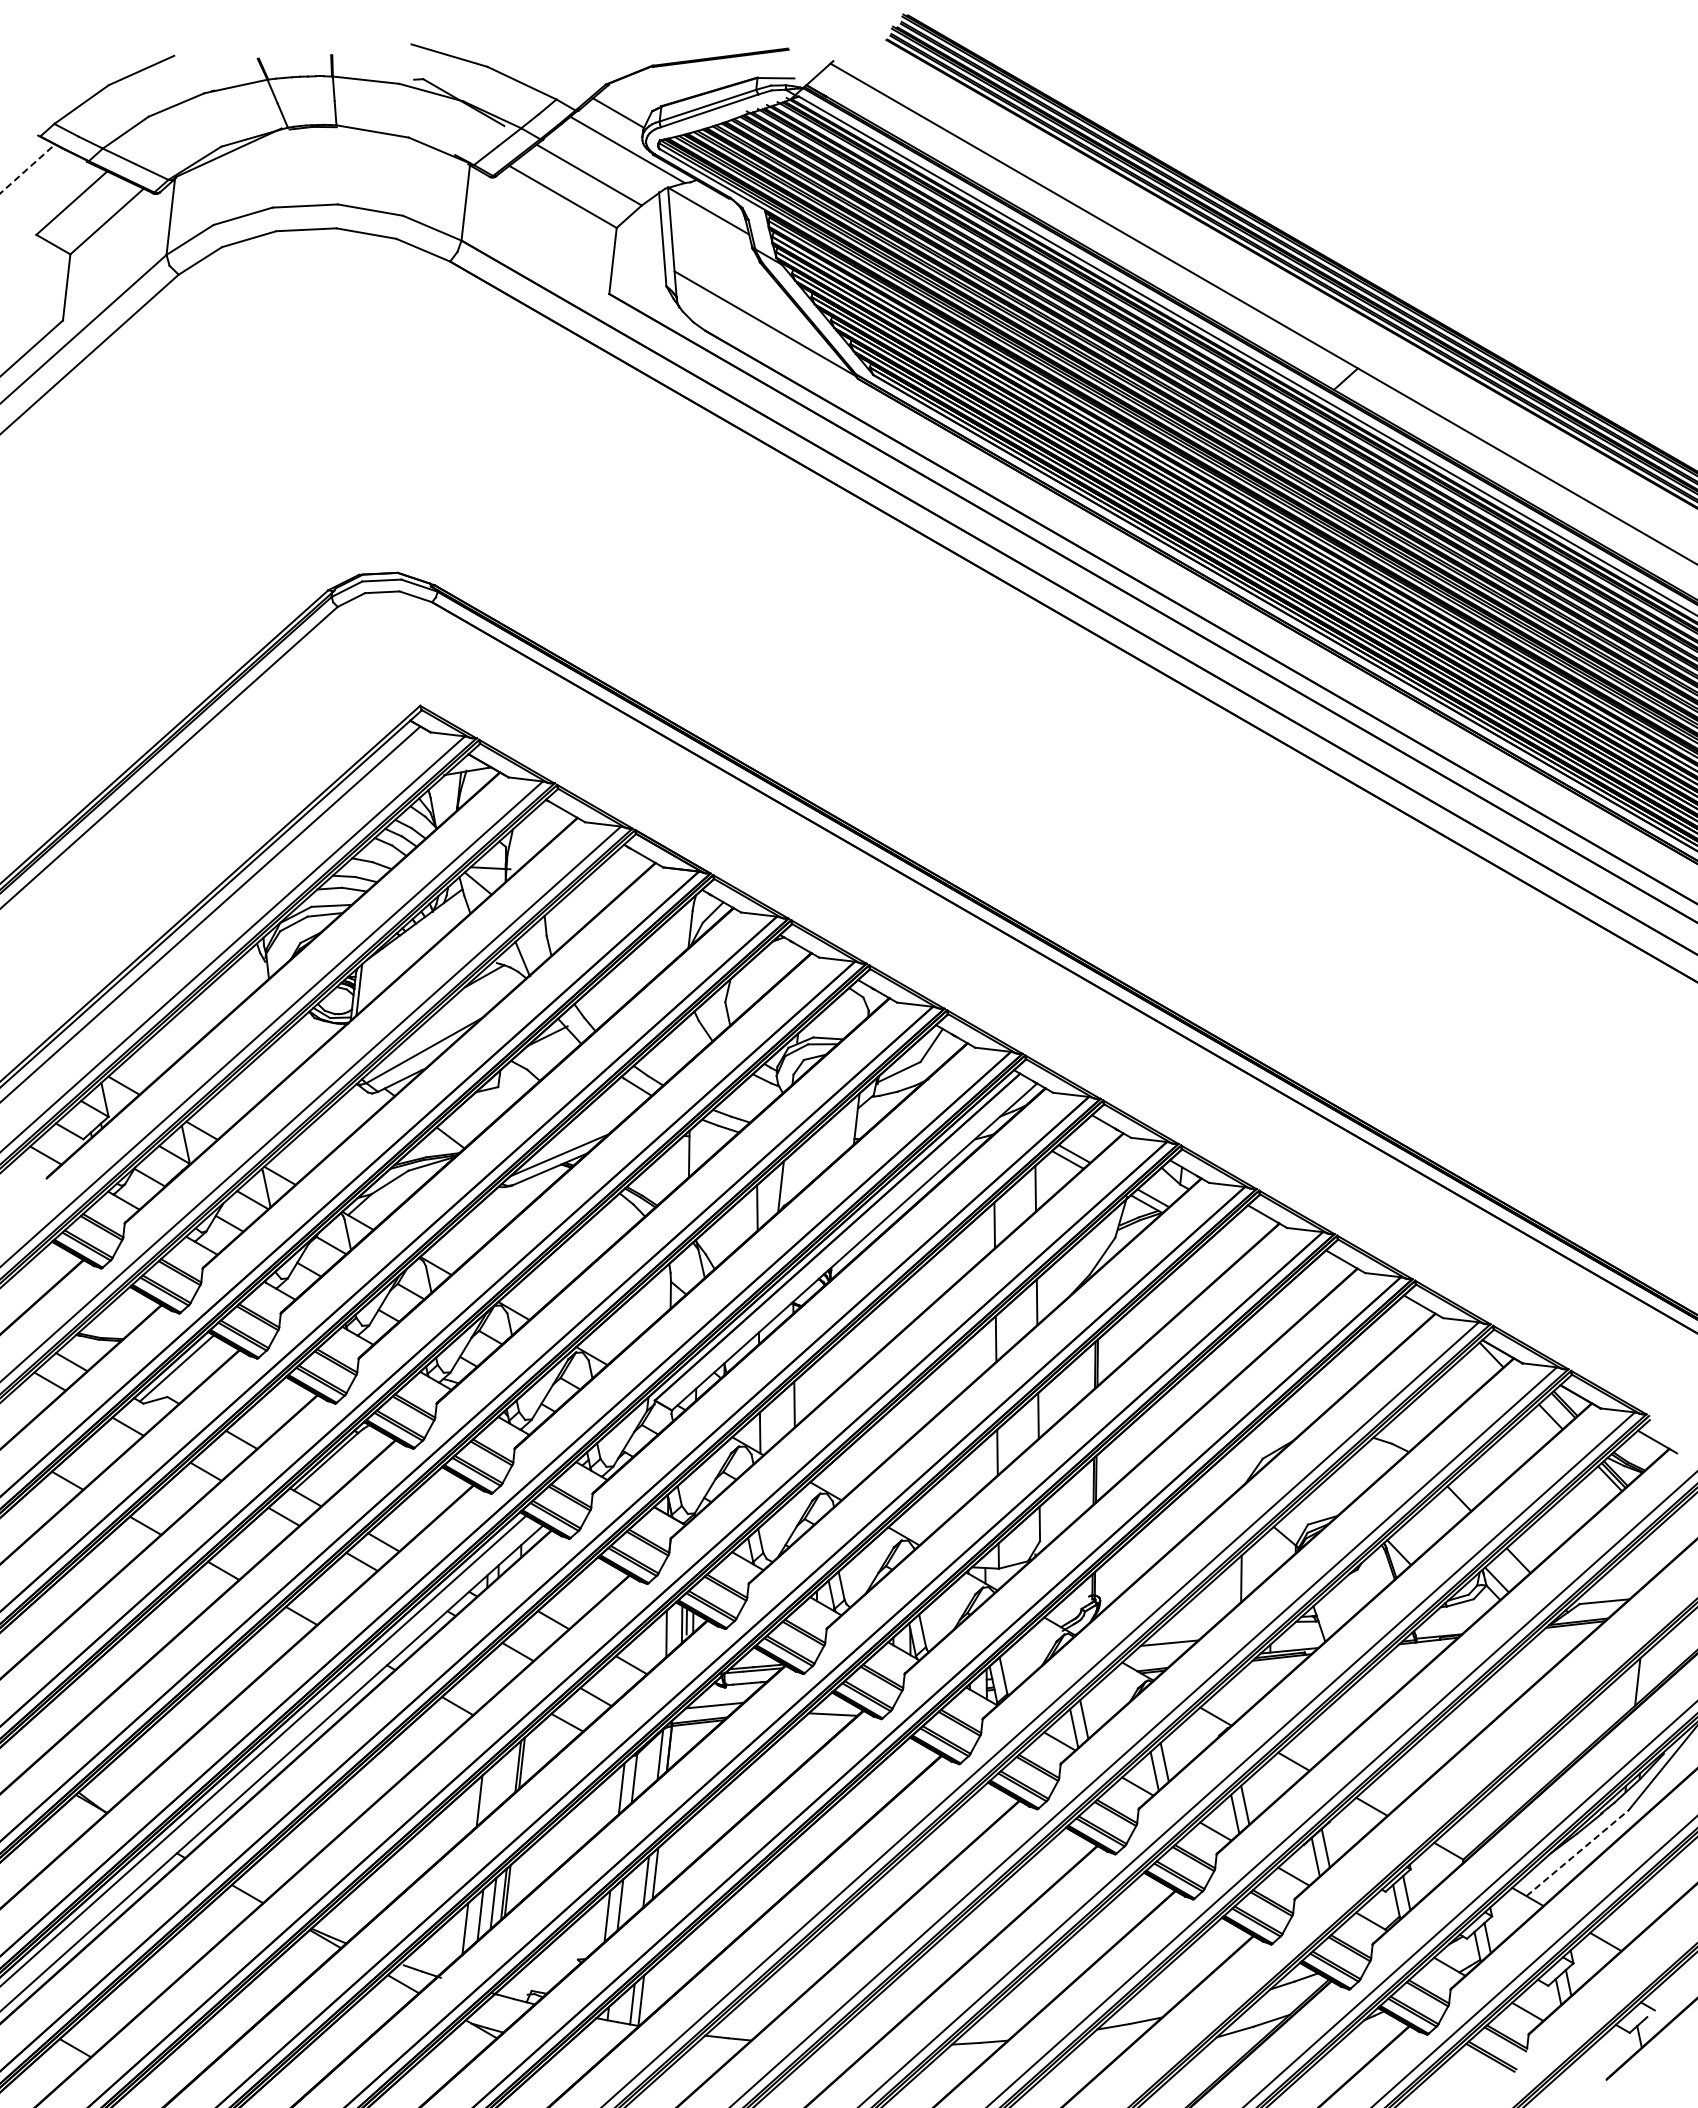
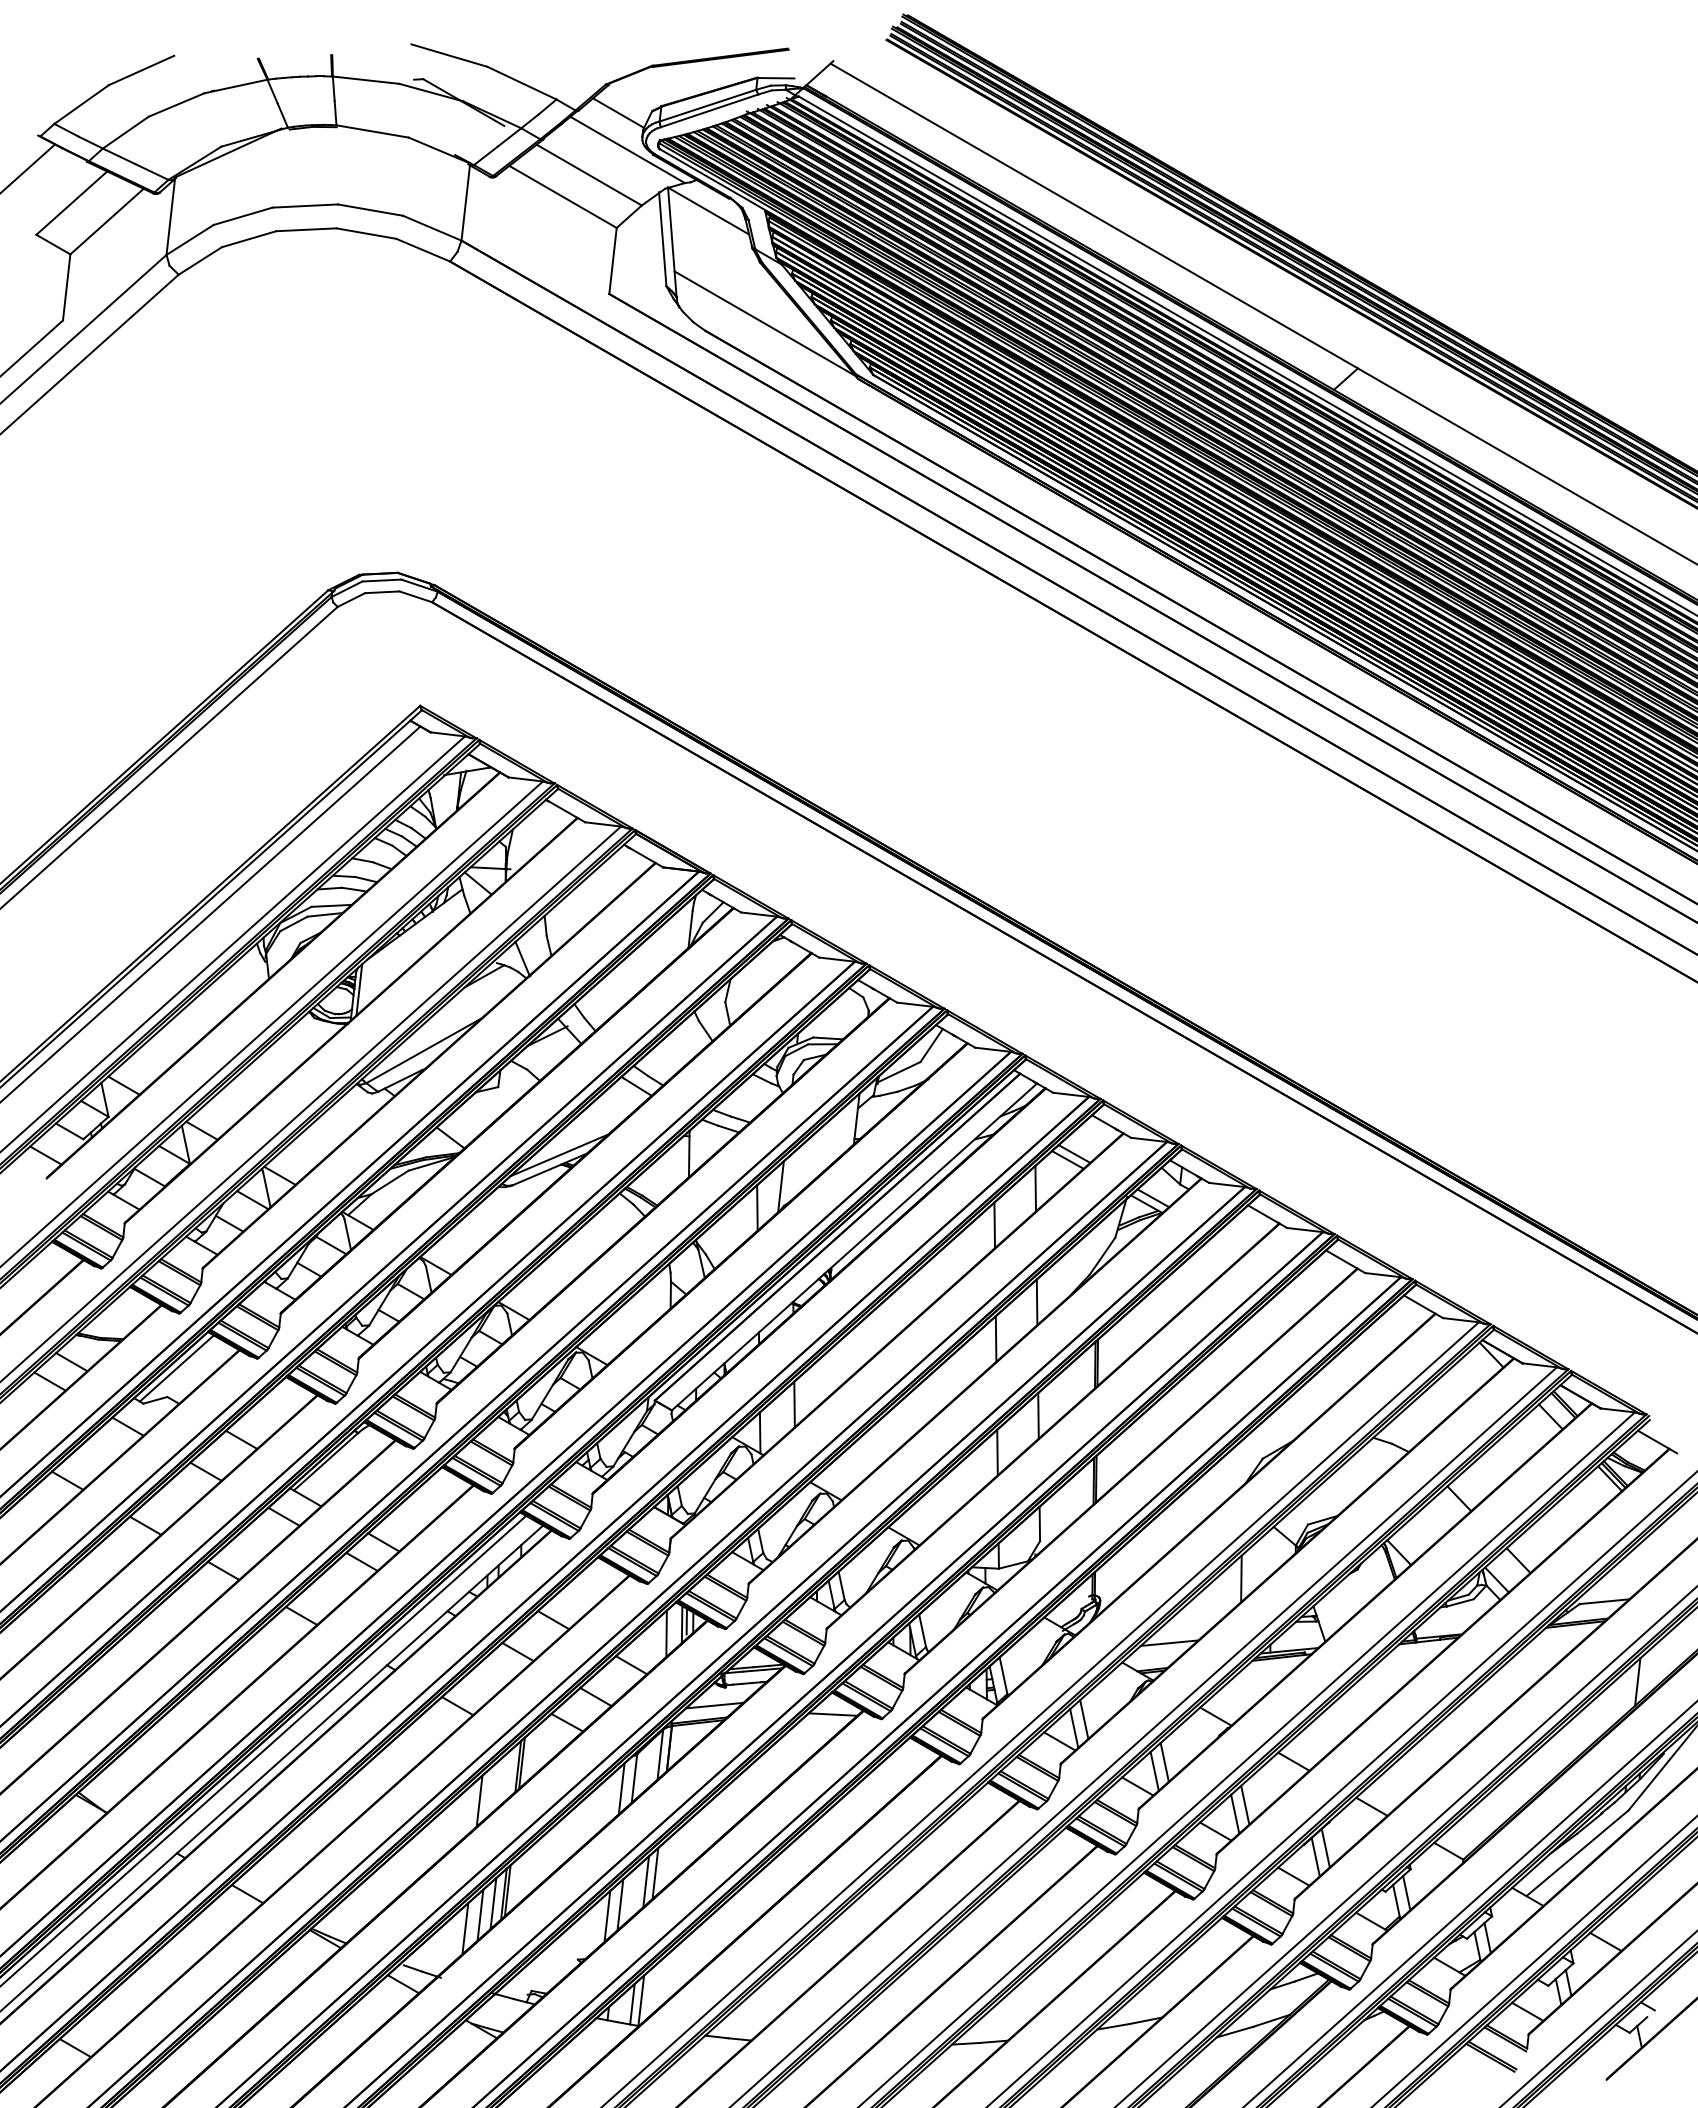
line: dashed -> solid (27, 169)
line: none -> present (1405, 1846)
line: dashed -> solid (1577, 1853)
line: none -> present (1598, 2018)
